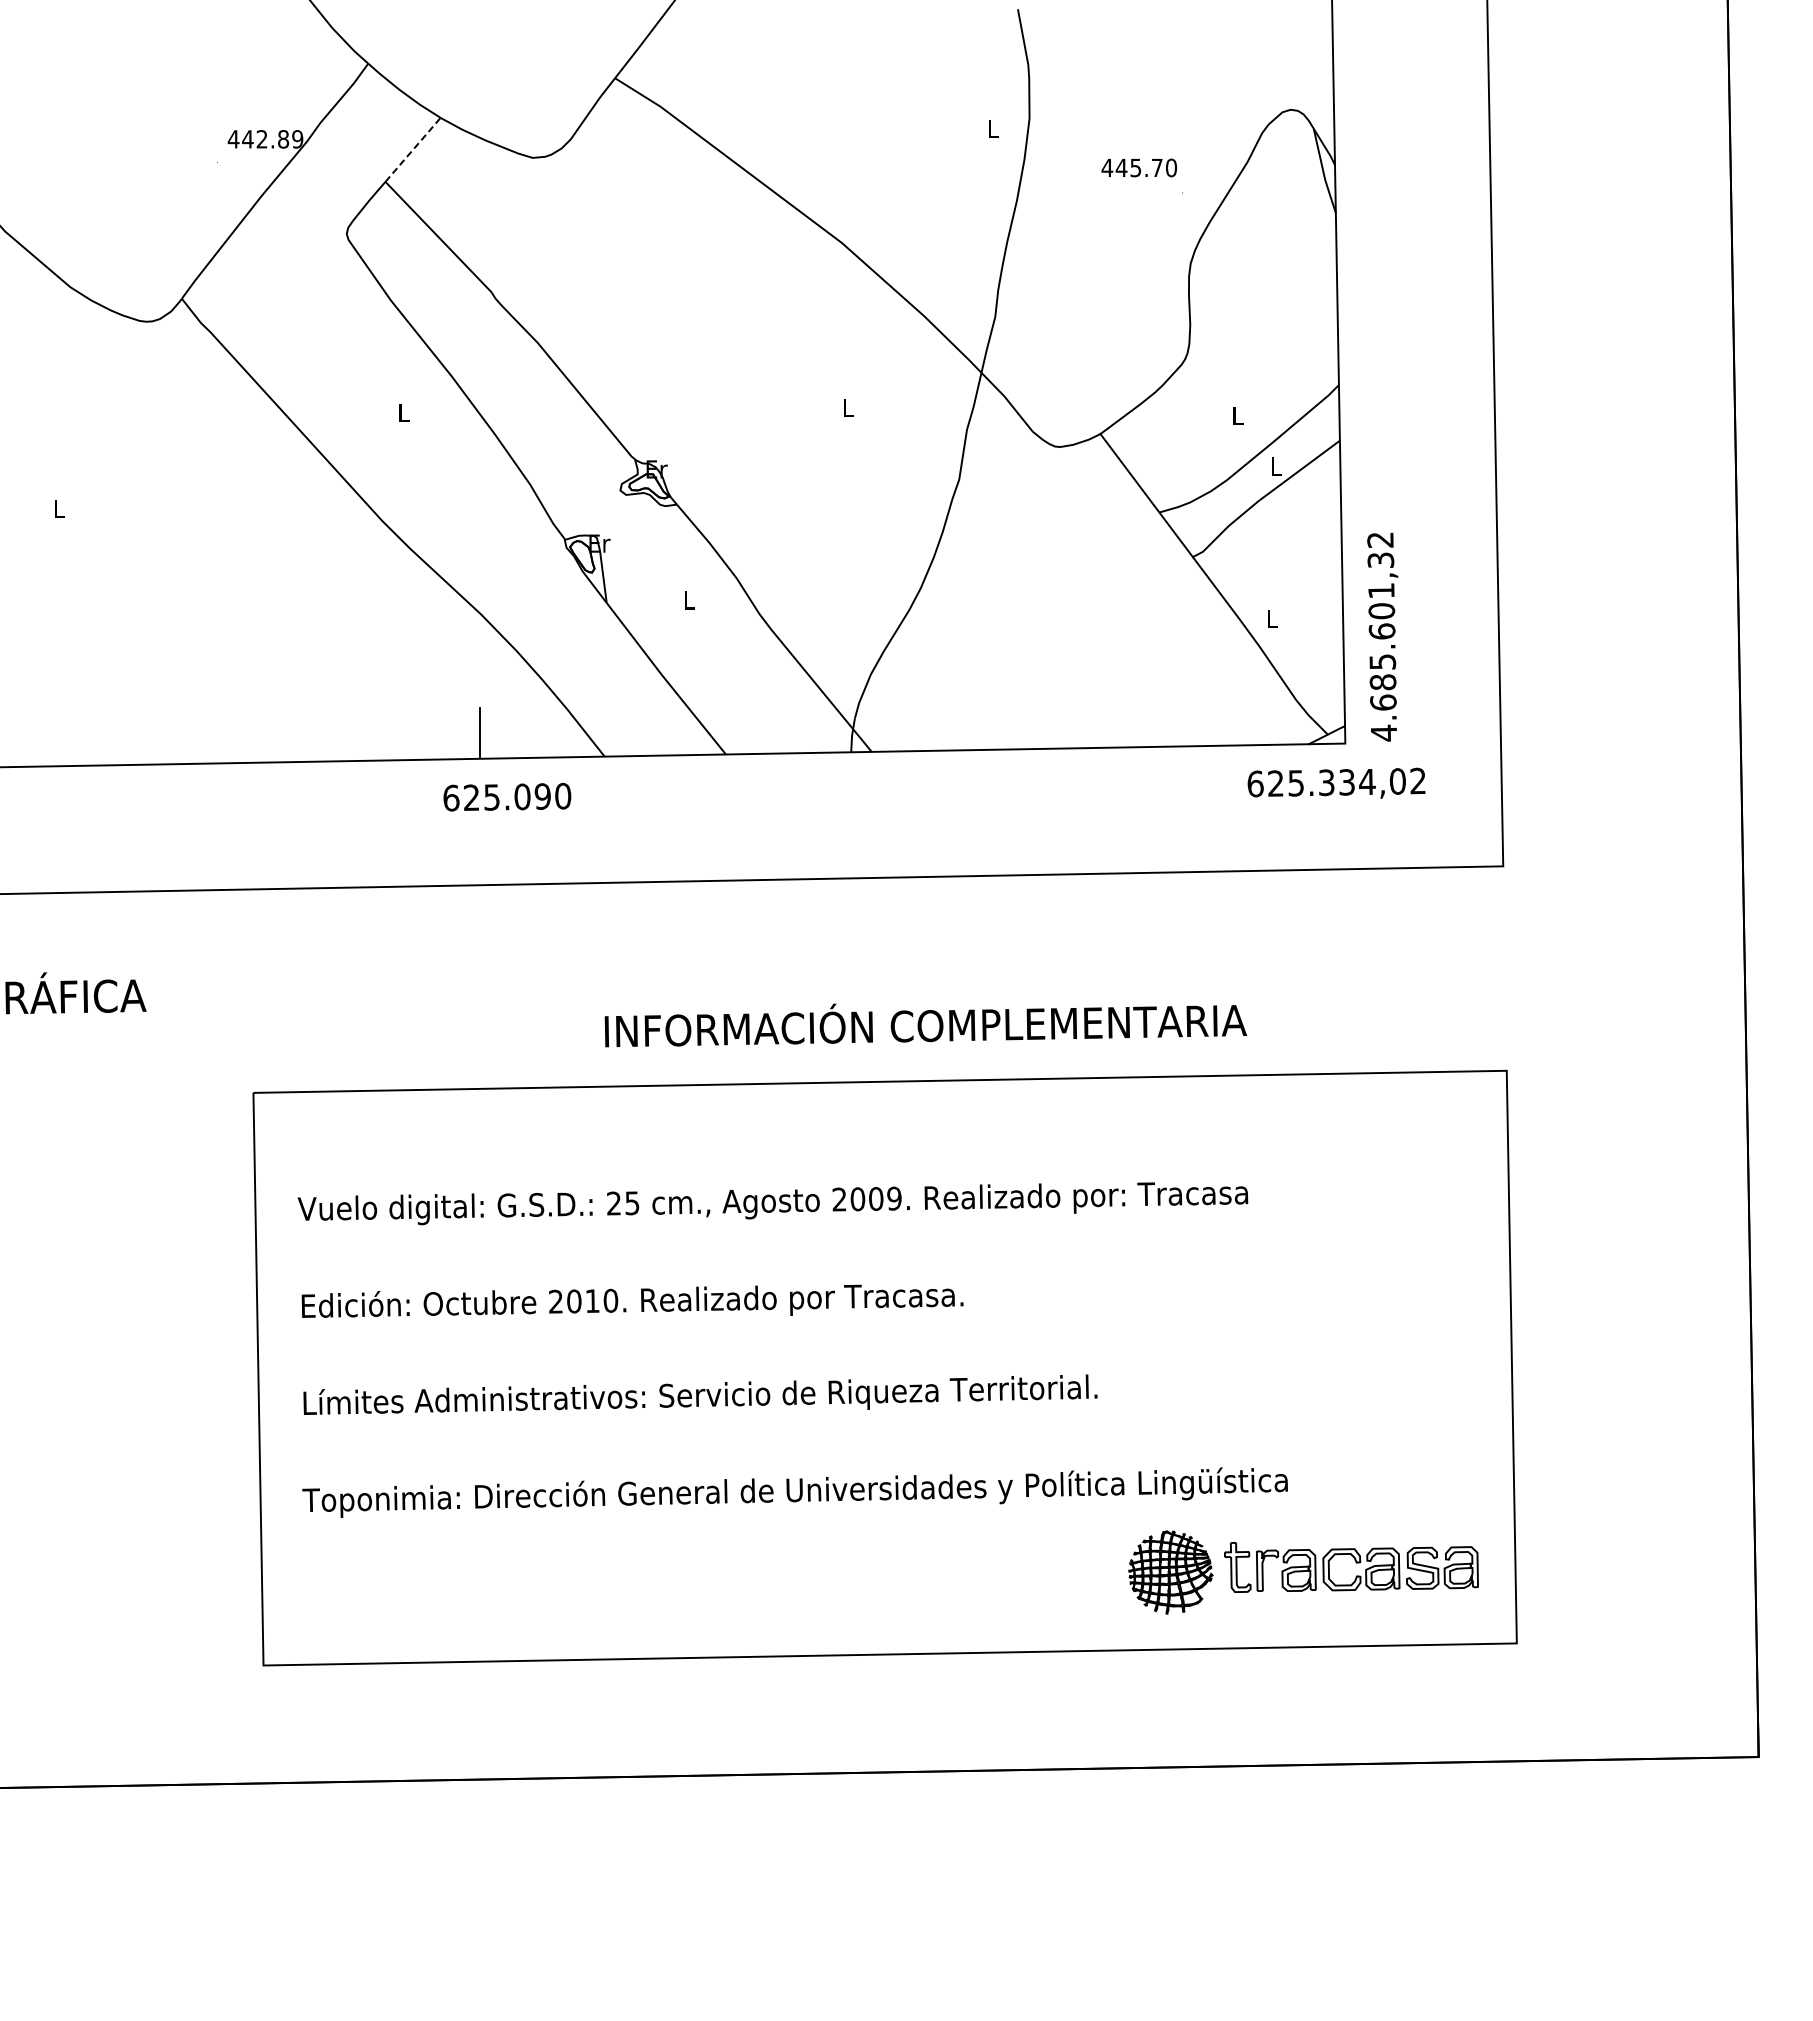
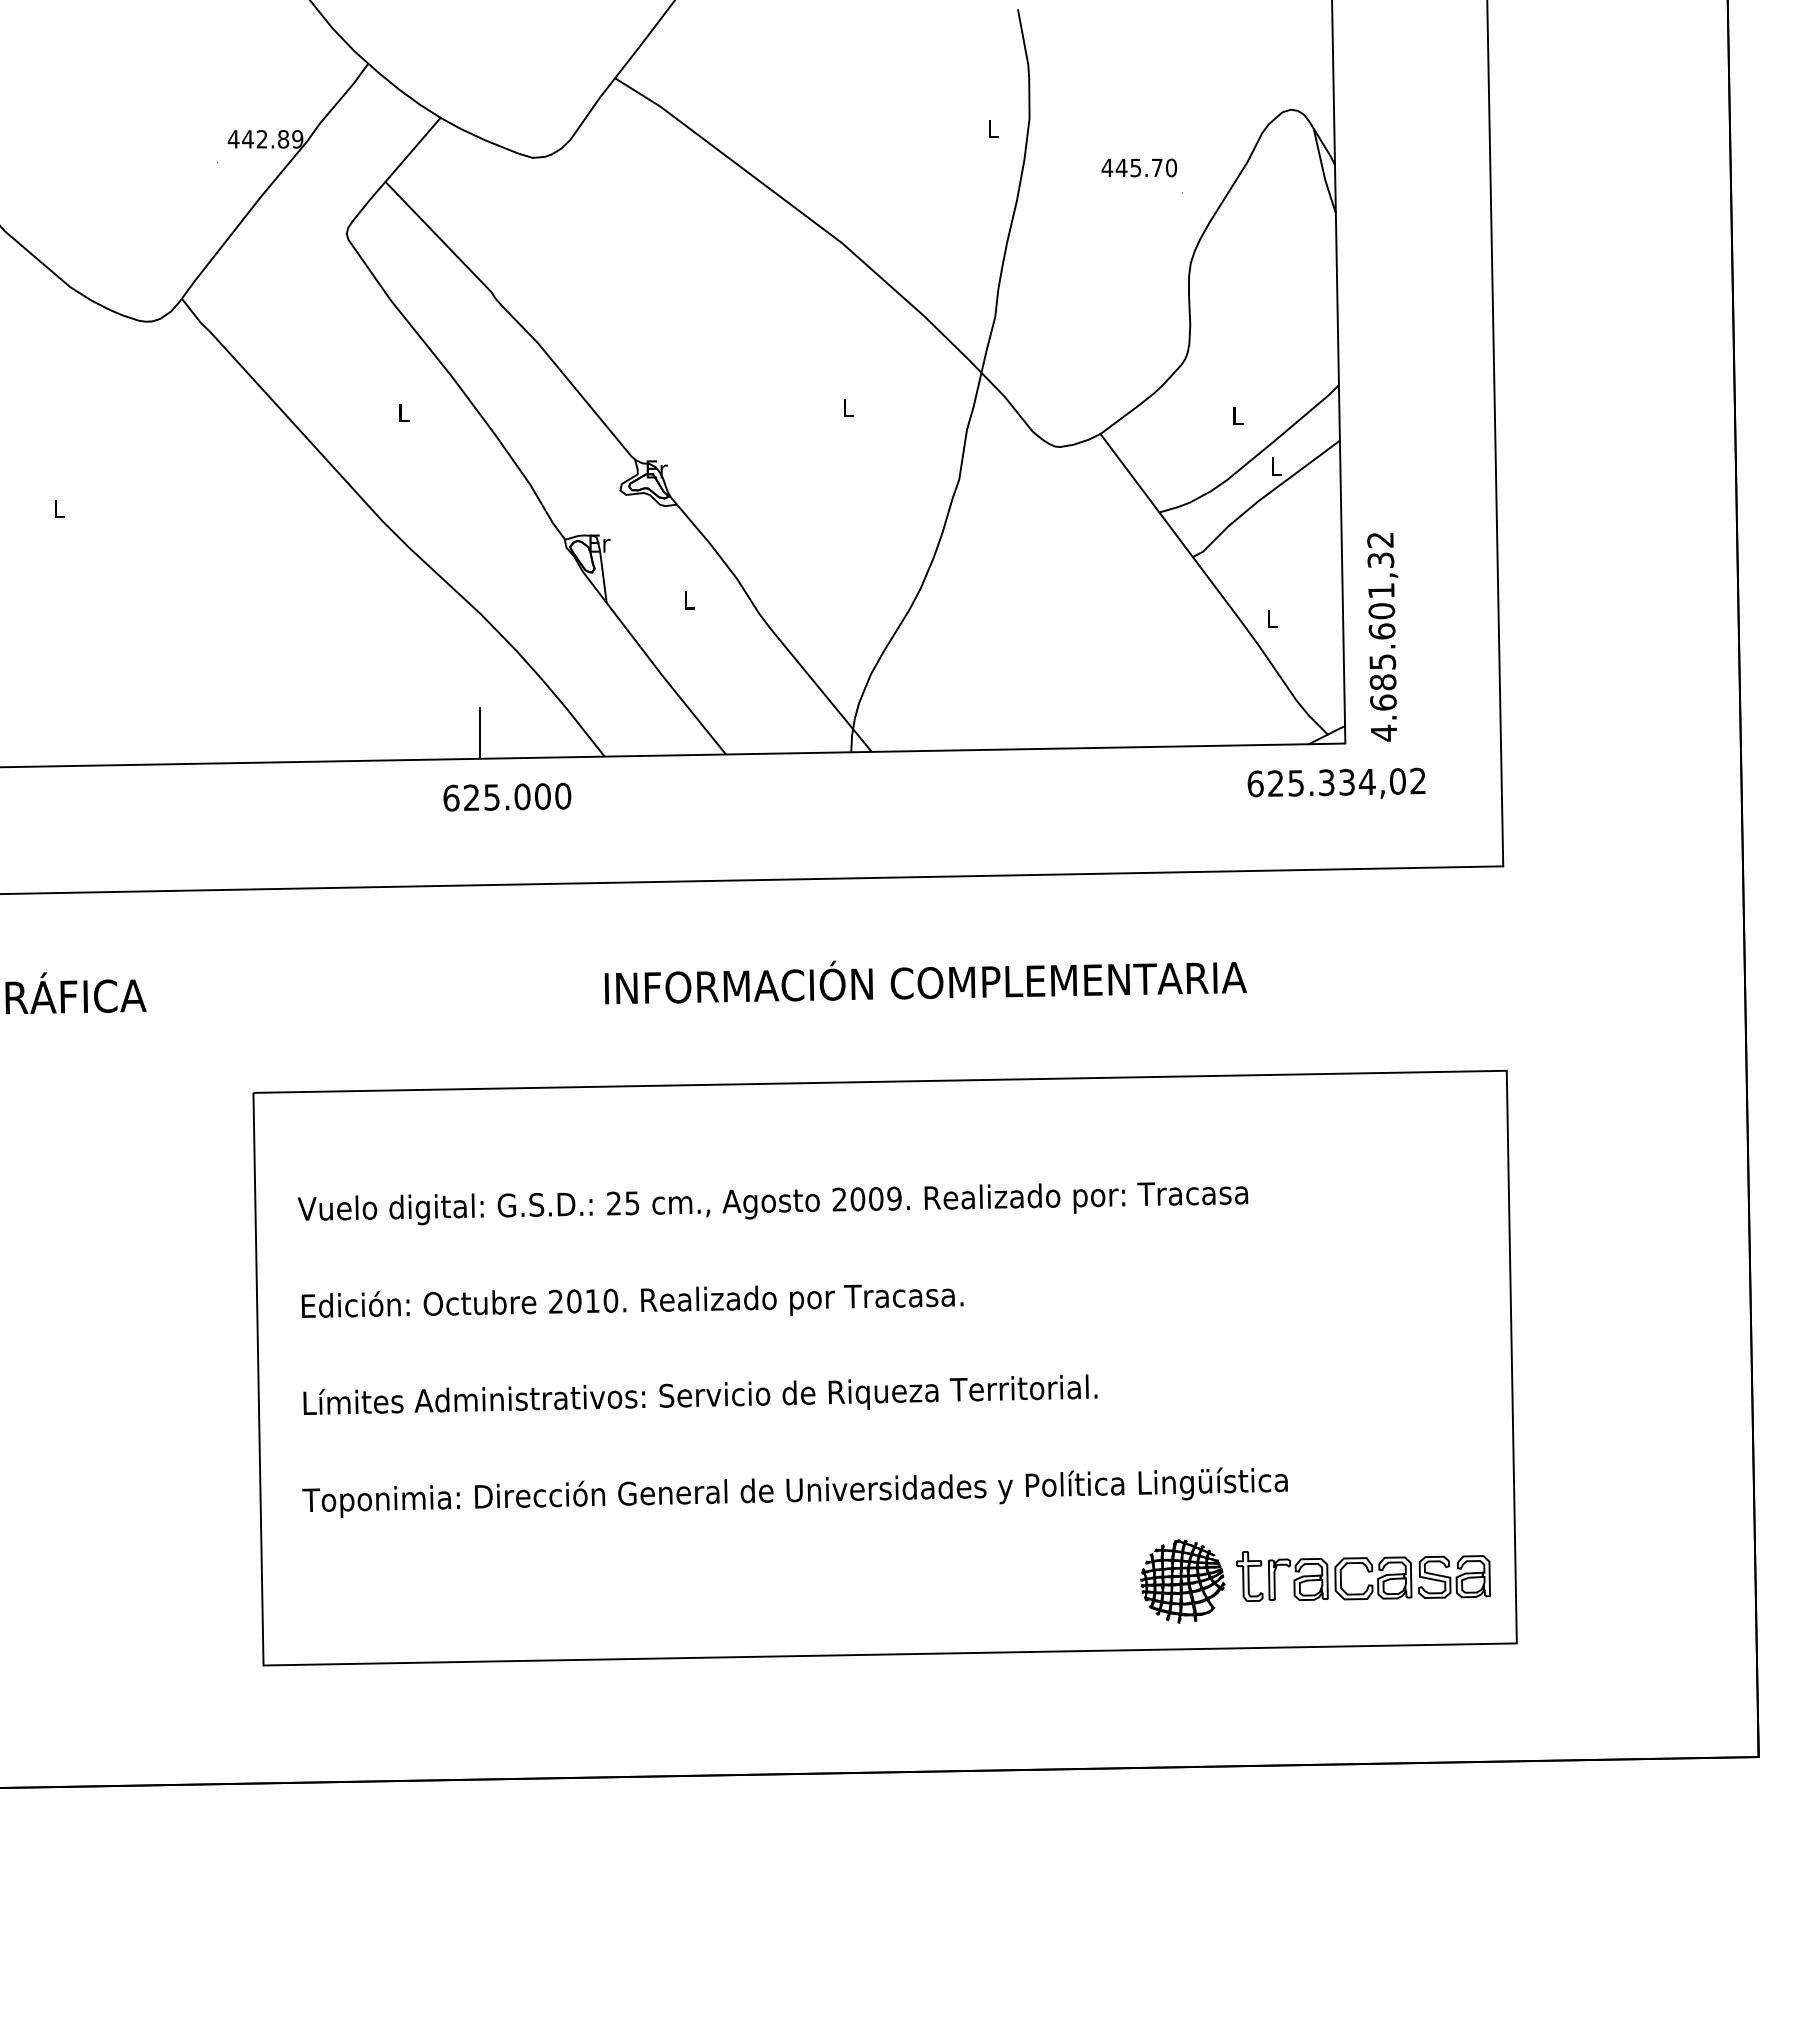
line: dashed -> solid (413, 149)
text: 625.090 -> 625.000 (542, 796)
text position: (925, 1025) -> (925, 982) (925, 982)
part position: (1303, 1572) -> (1315, 1581) (1315, 1581)
